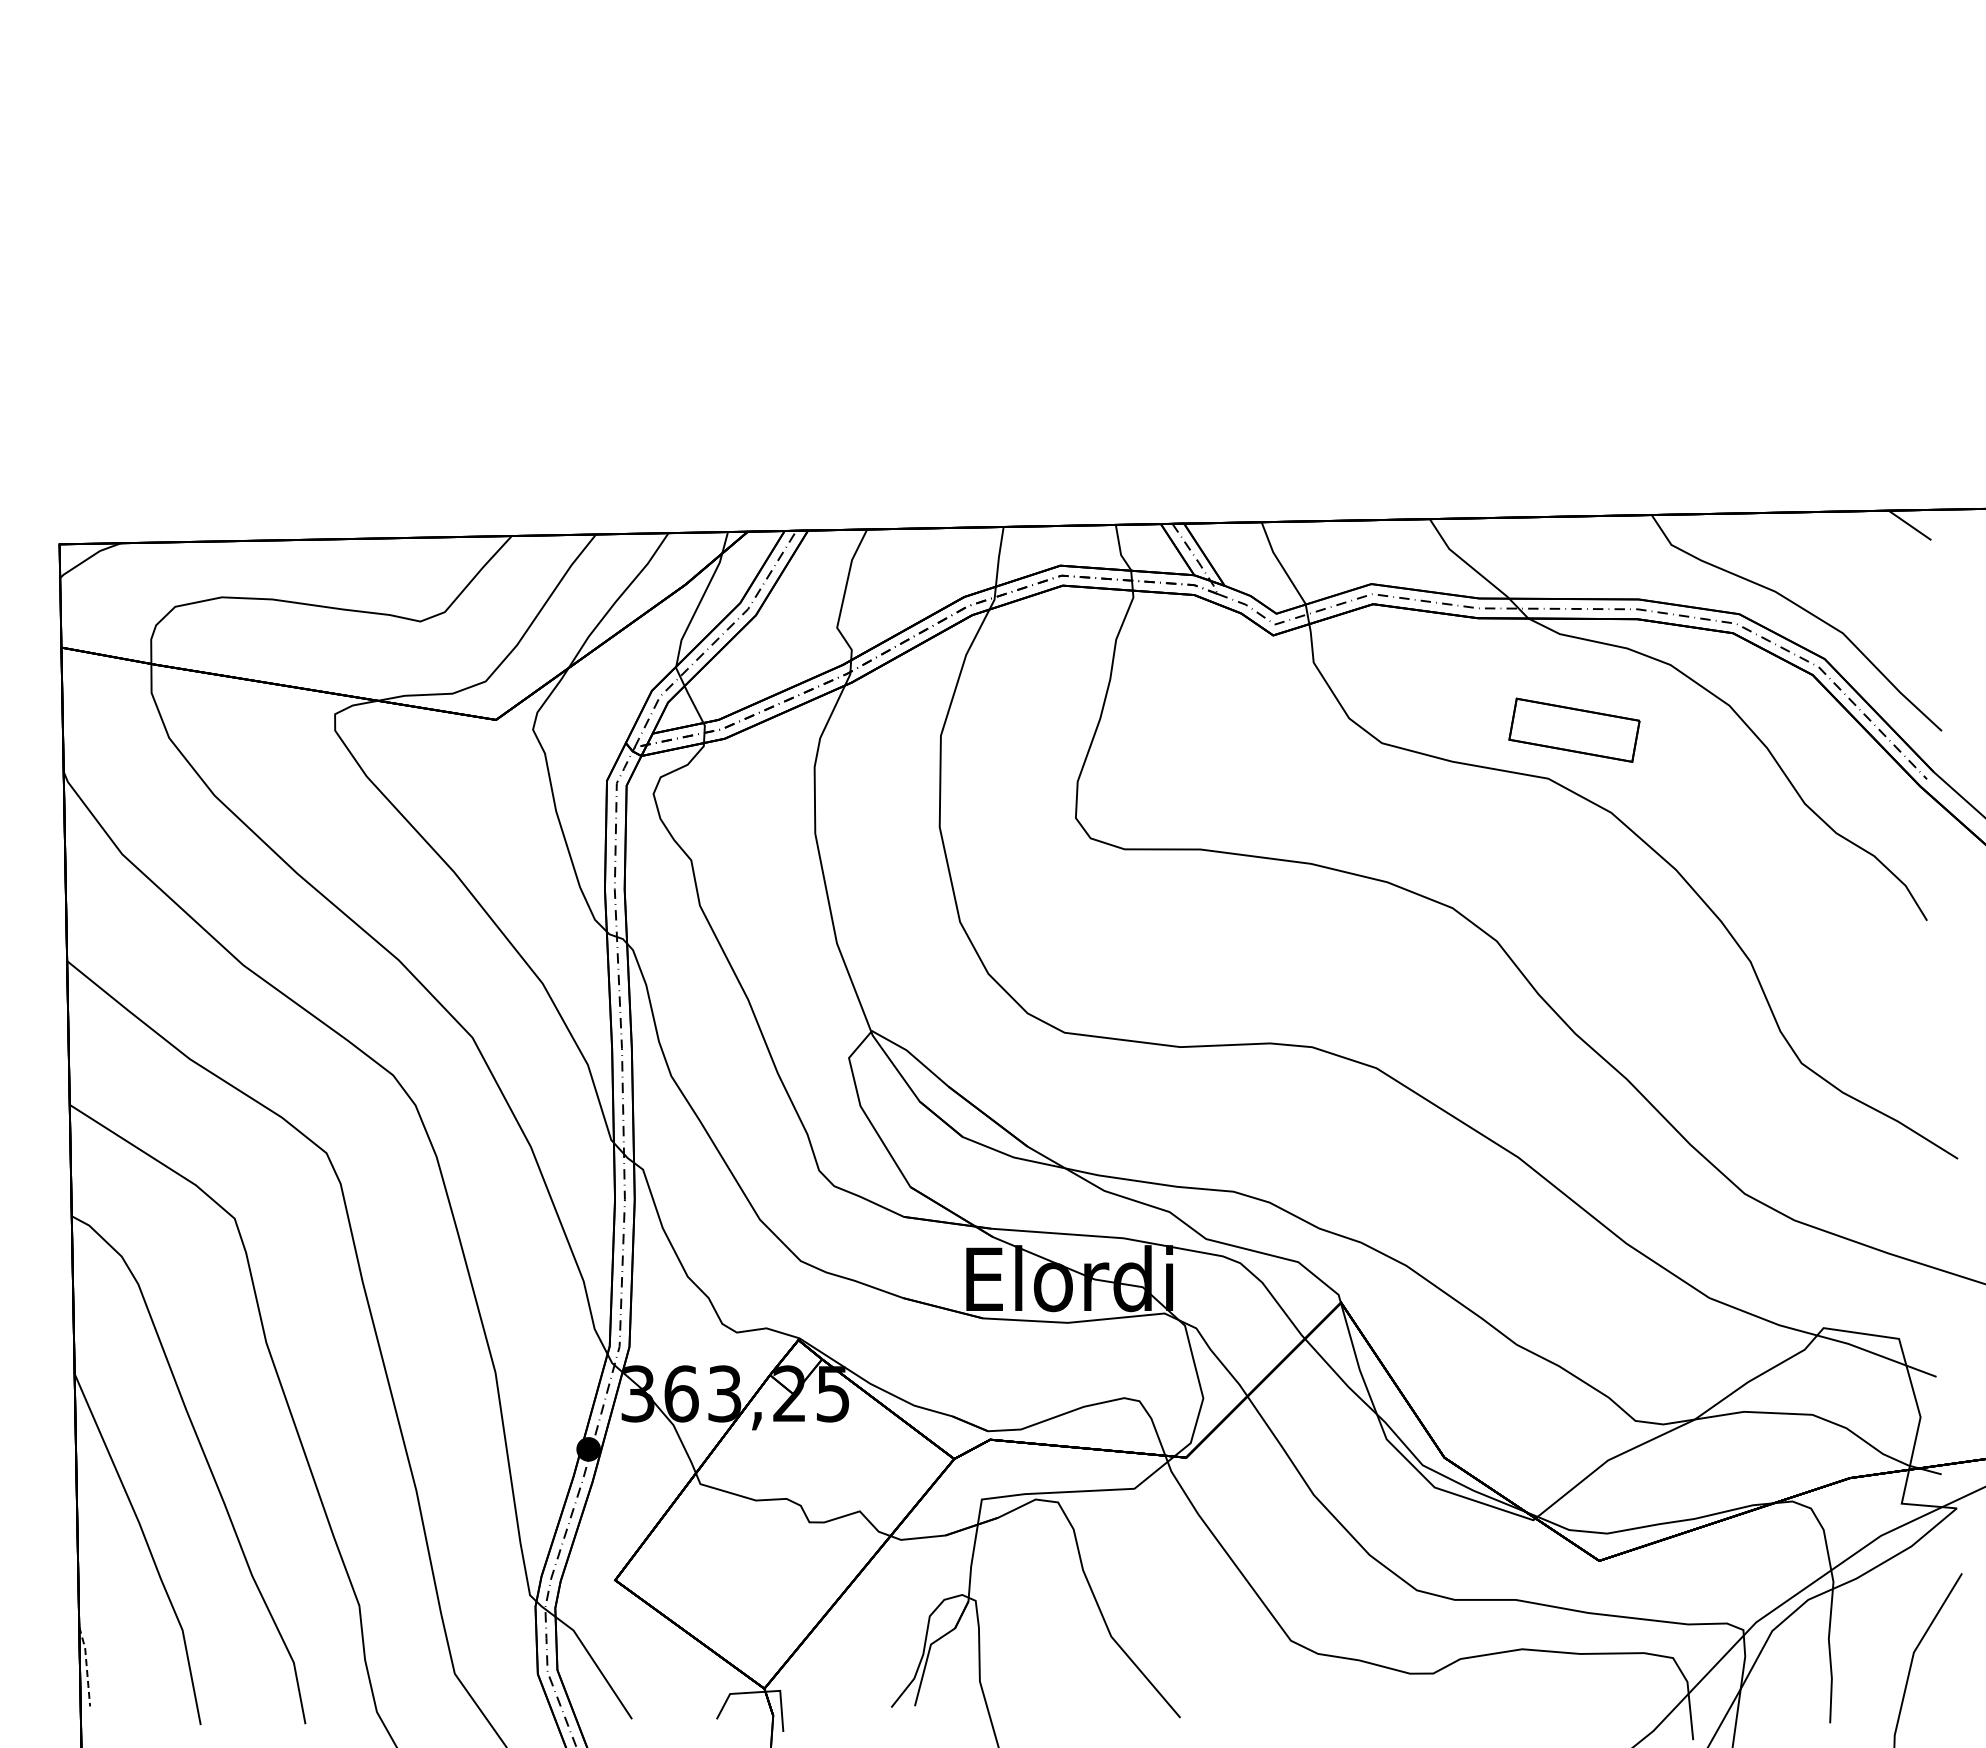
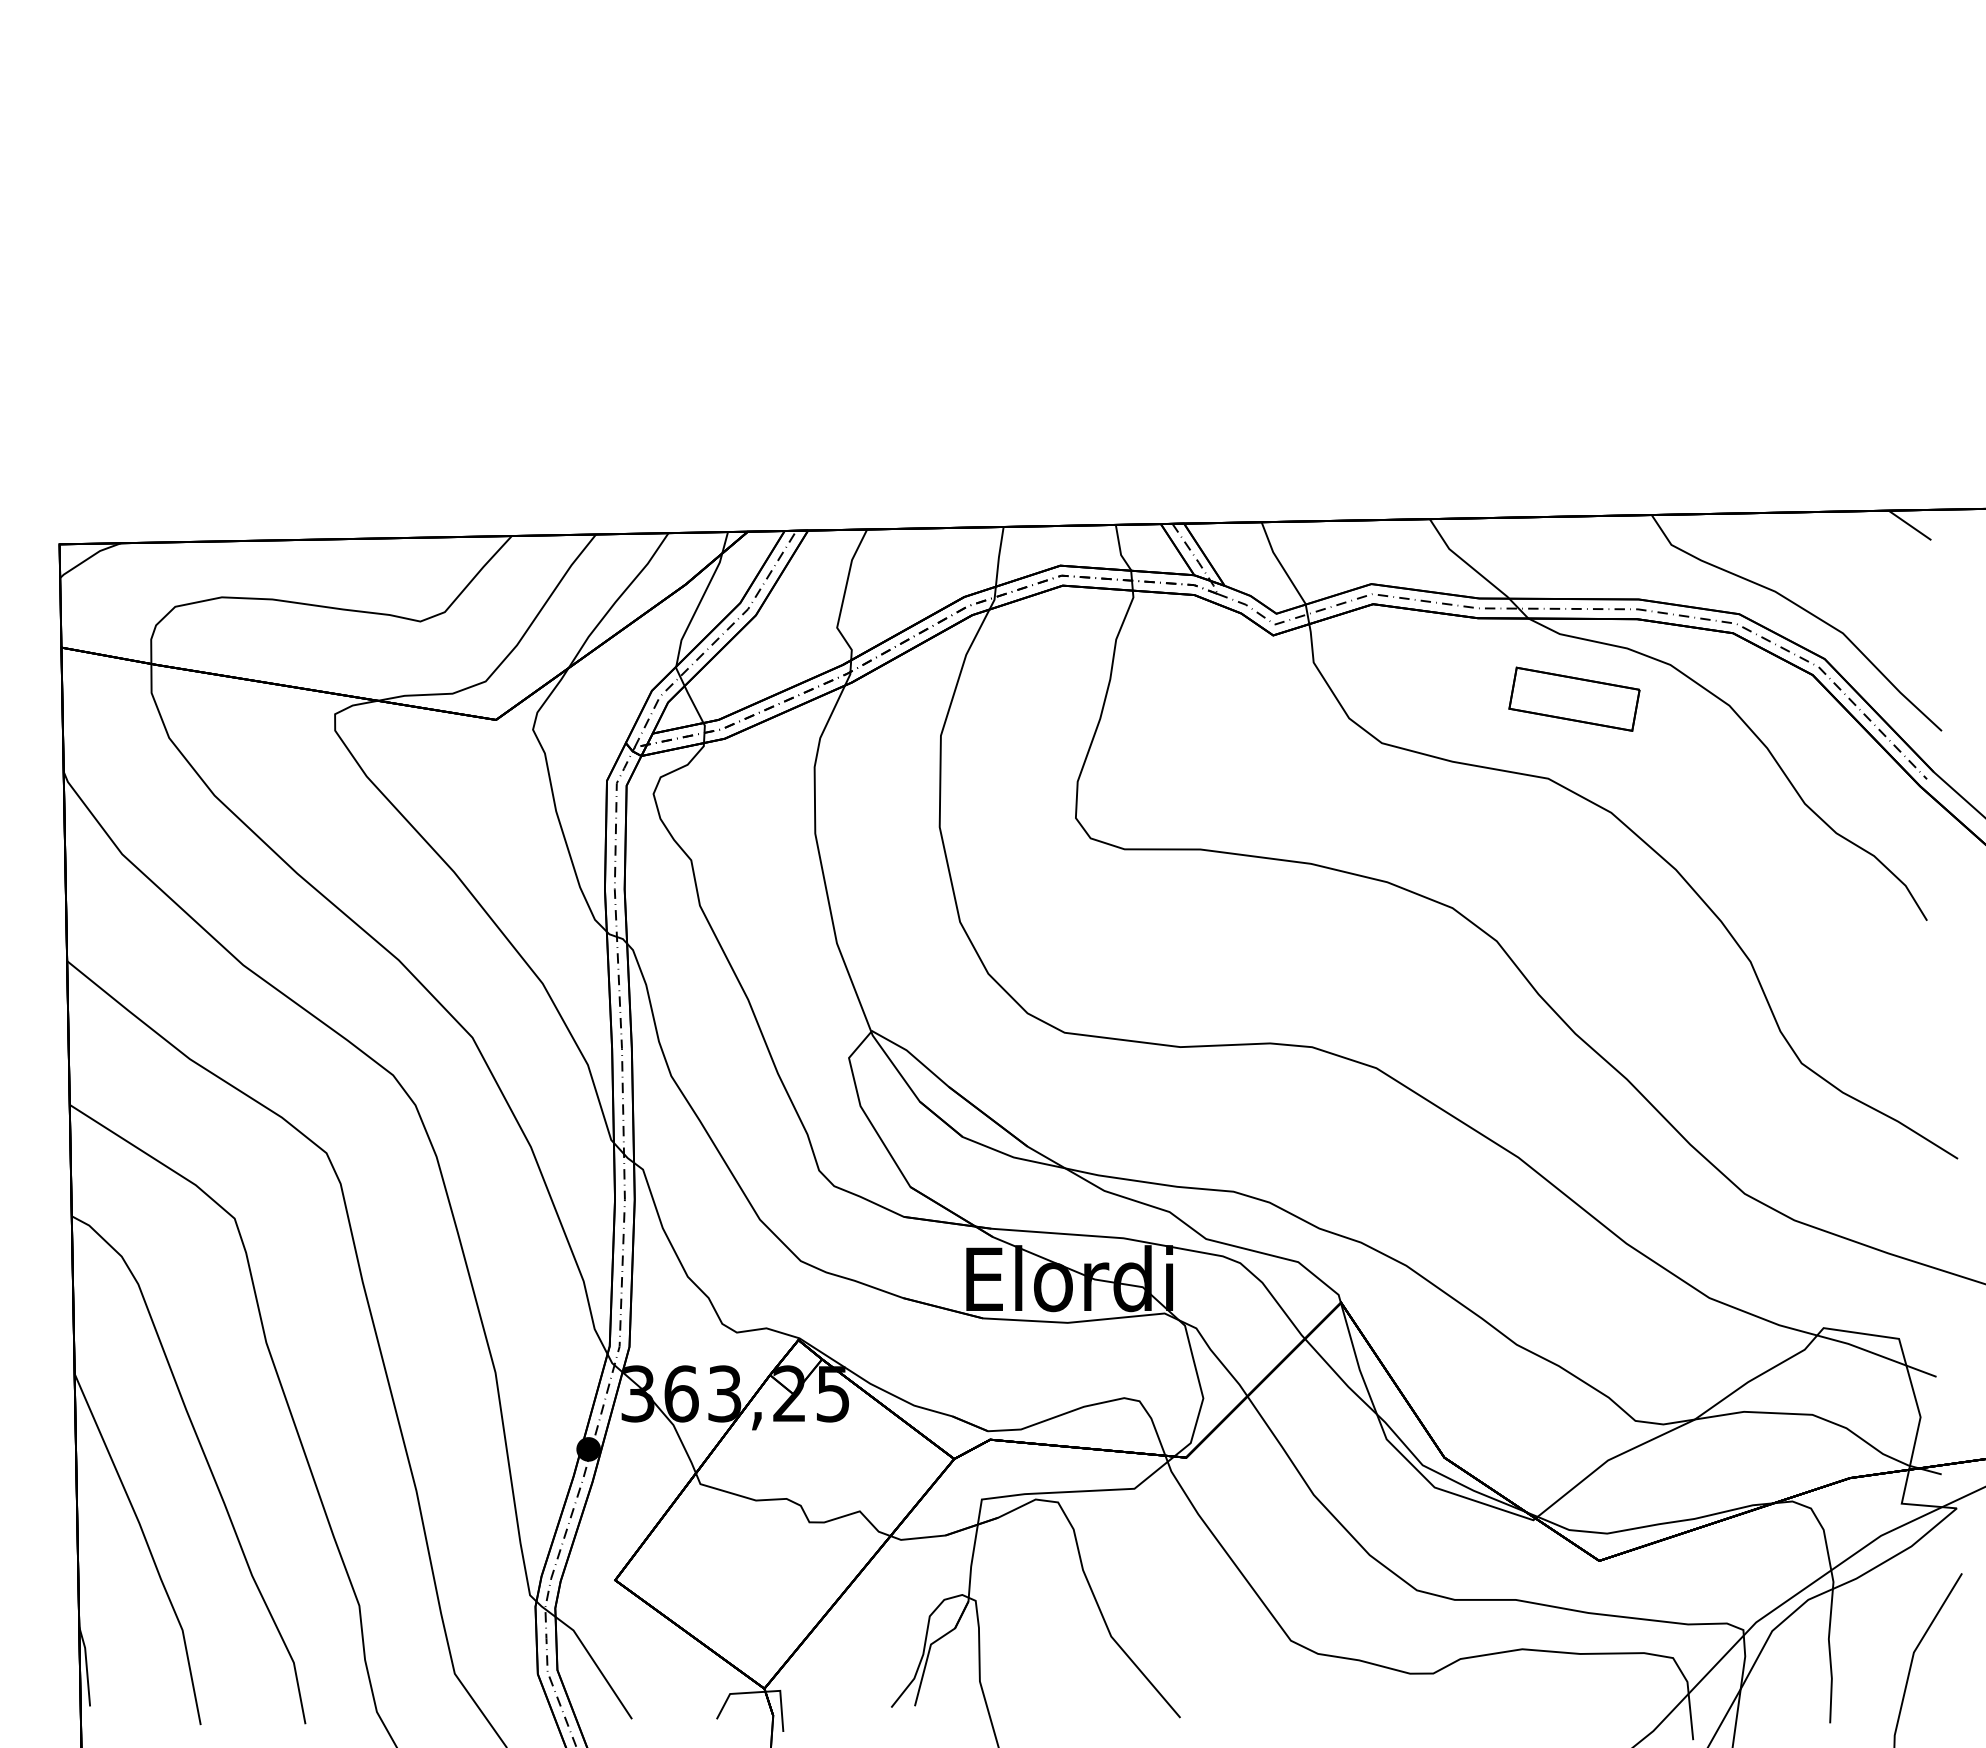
part position: (1574, 729) -> (1574, 698) (1574, 698)
line: dashed -> solid (86, 1665)
